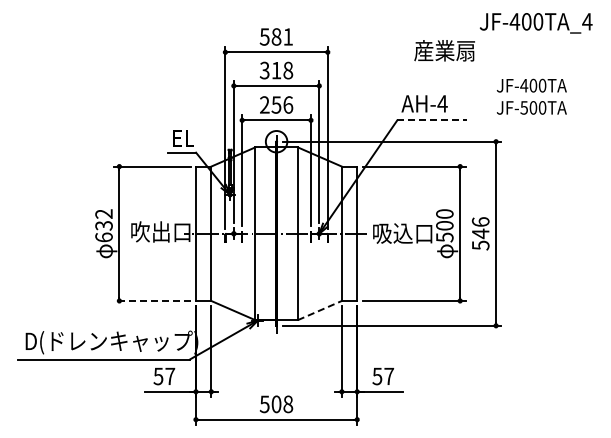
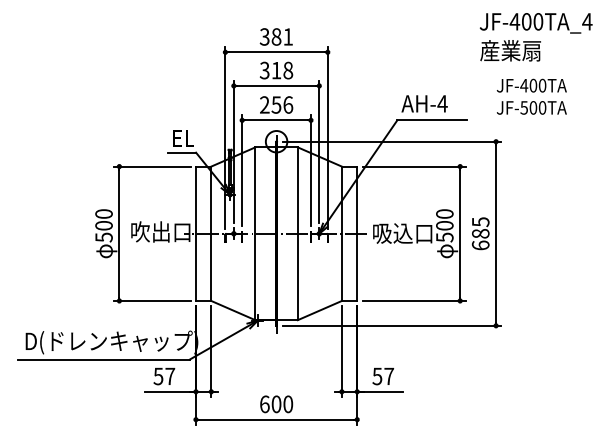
text: 581 -> 381 (264, 36)
text position: (444, 50) -> (510, 50) (510, 50)
line: dashed -> solid (432, 120)
text: 632 -> 500 (103, 225)
text: 546 -> 685 (480, 233)
line: dashed -> solid (151, 300)
line: dashed -> solid (320, 310)
text: 508 -> 600 (276, 404)
